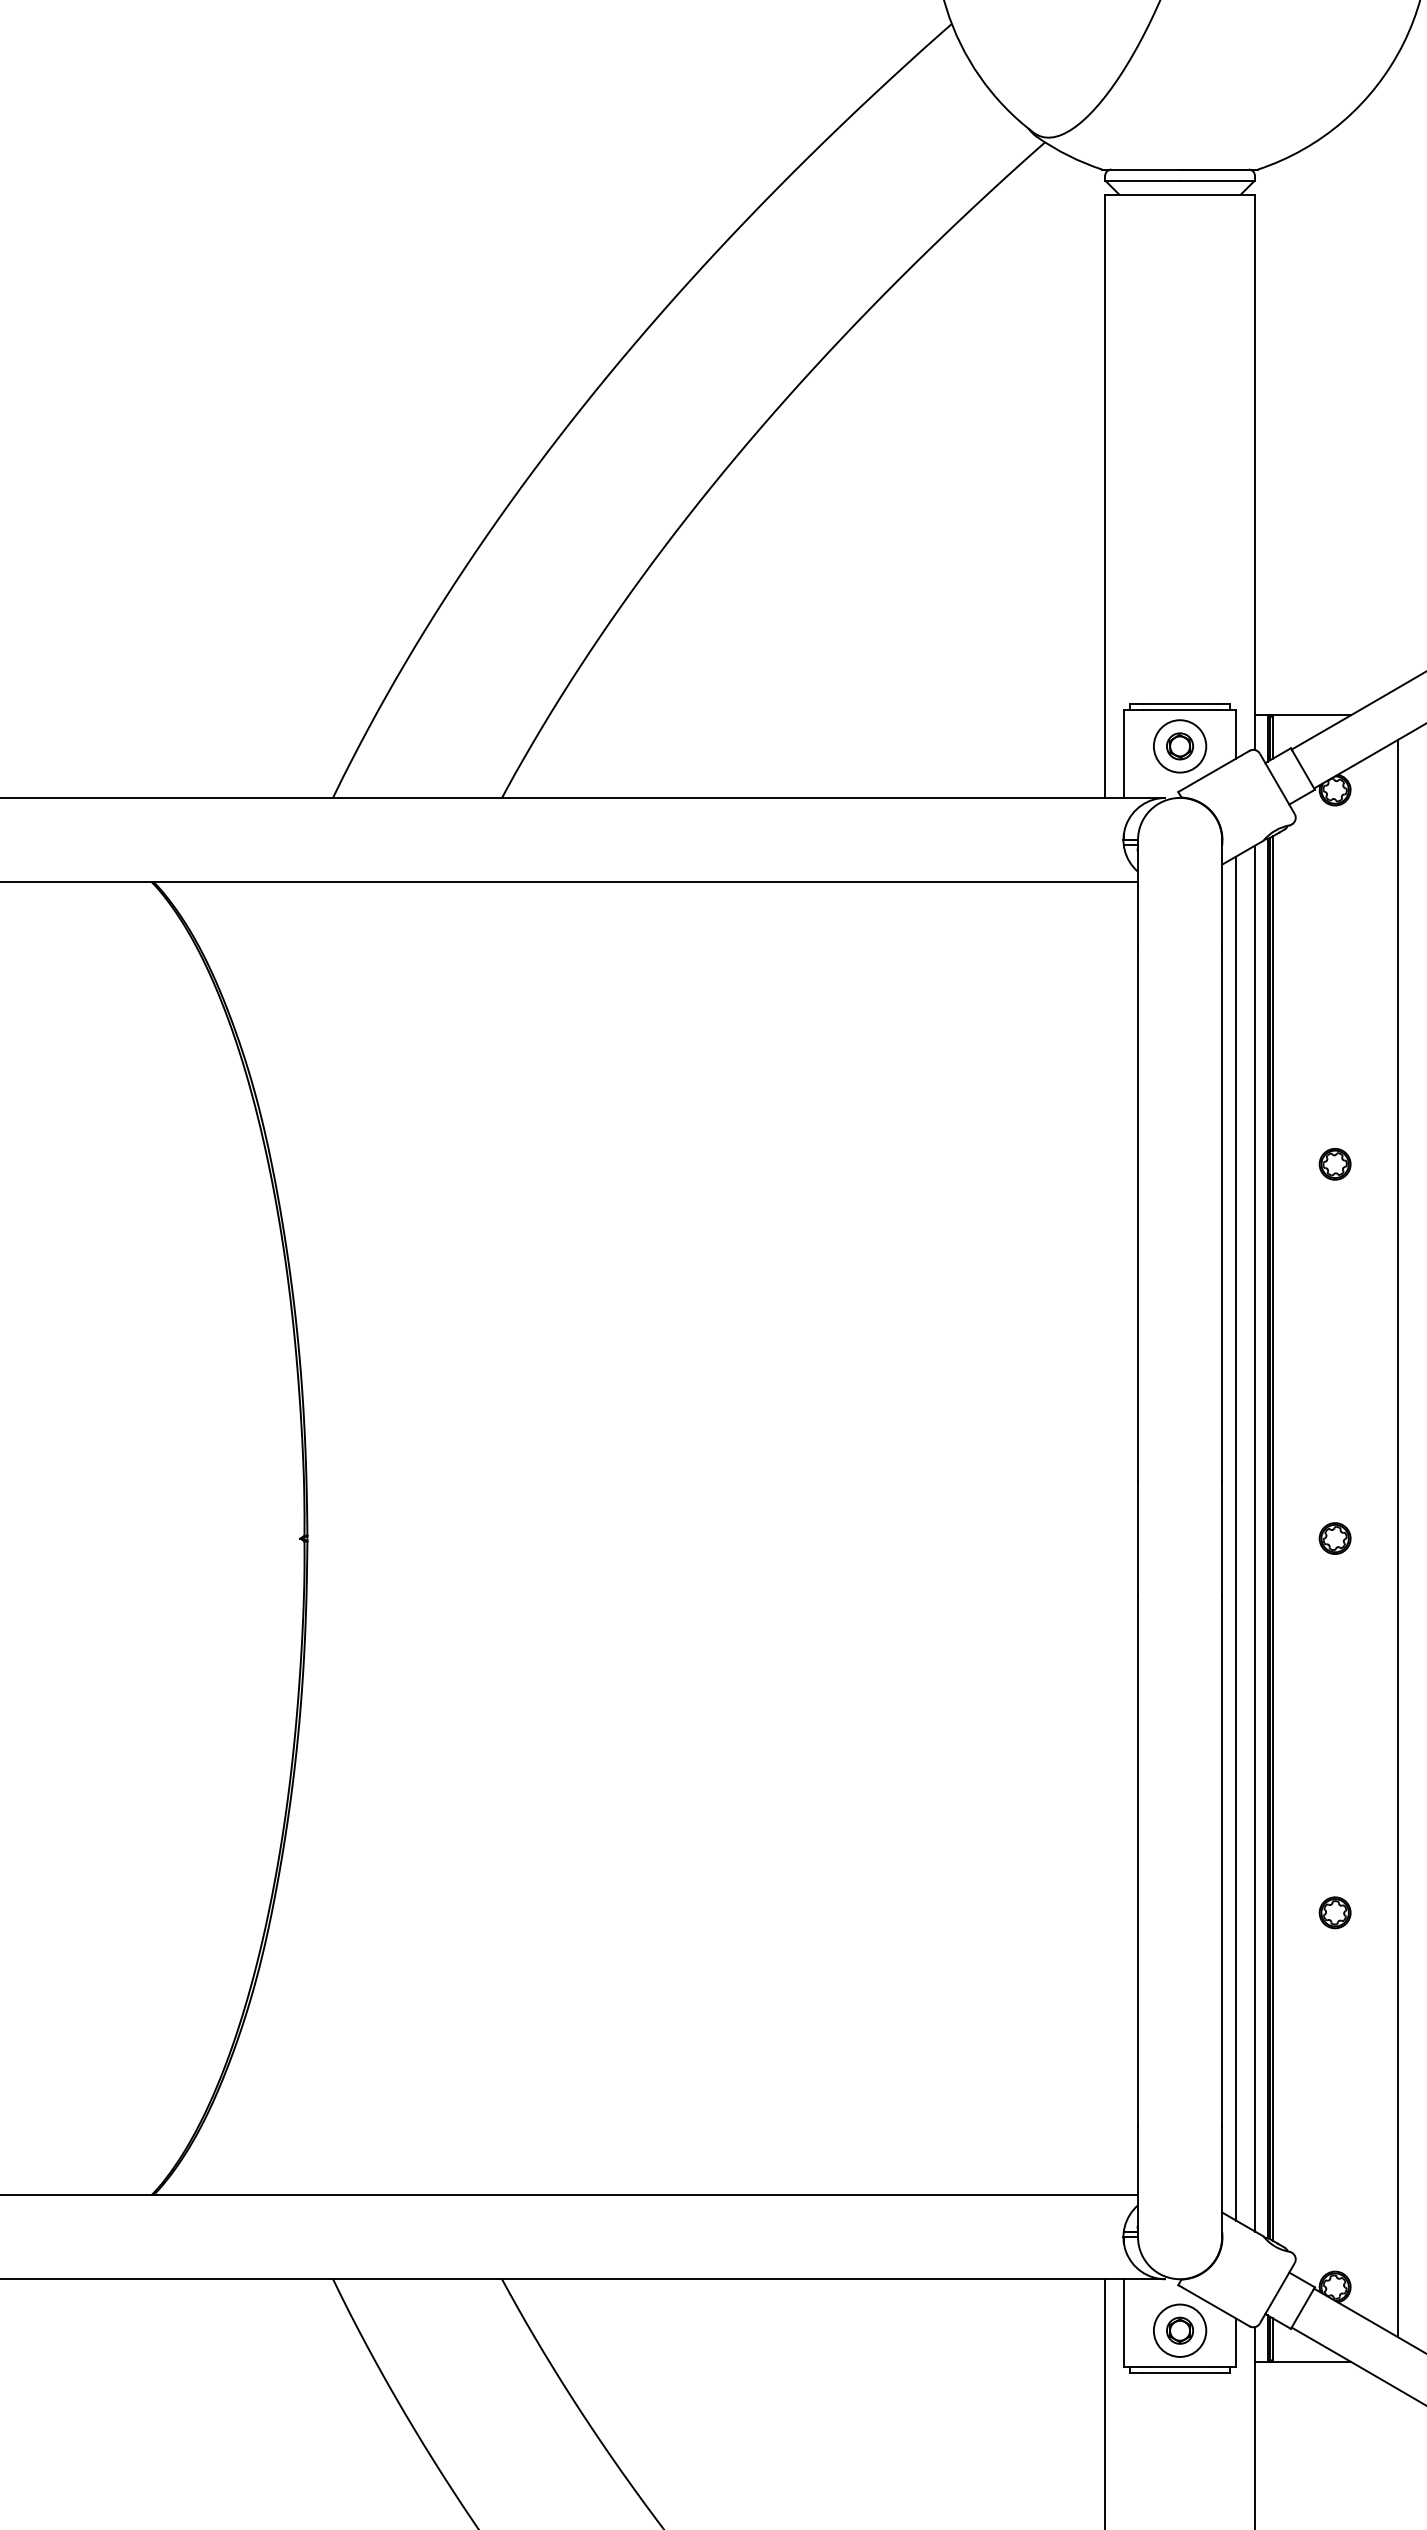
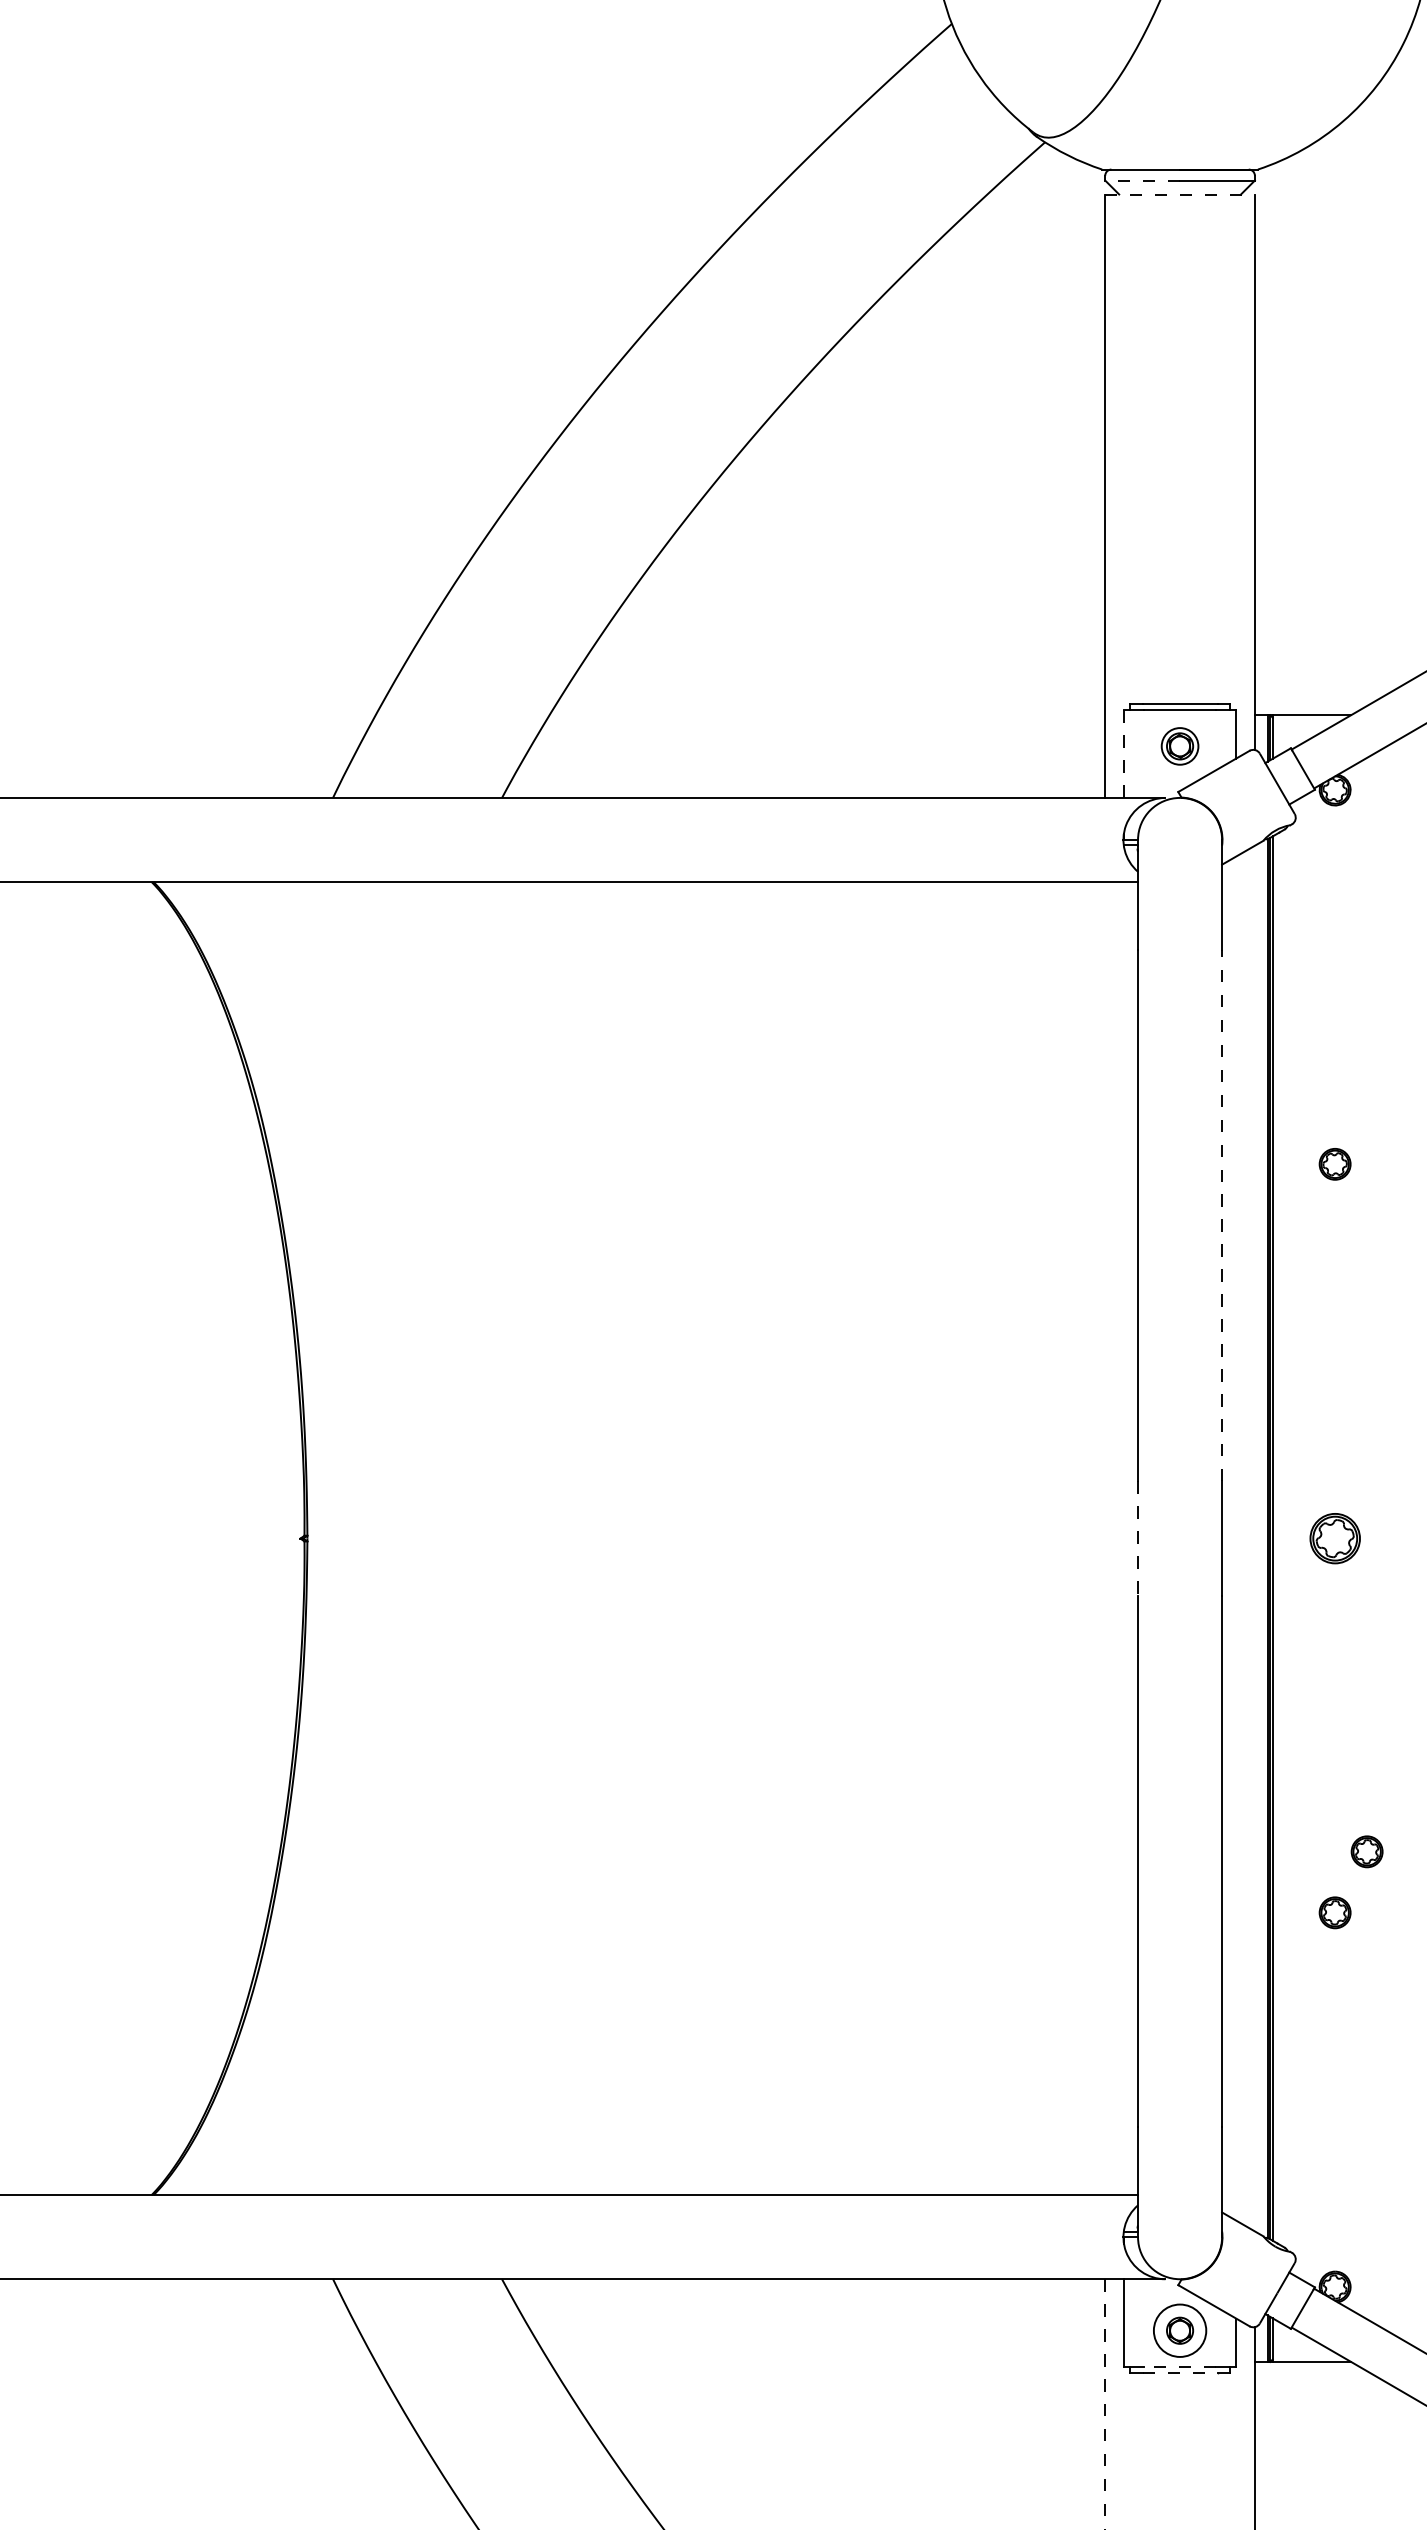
line: solid -> dashed (1142, 180)
line: solid -> dashed (1180, 194)
circle diameter: 52 px -> 37 px (1179, 746)
line: solid -> dashed (1123, 754)
line: solid -> dashed (1222, 1215)
line: present -> none (1236, 1538)
line: present -> none (1255, 1538)
part size: 34x33 px -> 52x52 px (1334, 1538)
line: present -> none (1397, 1538)
line: solid -> dashed (1138, 1539)
part: none -> present (1366, 1851)
line: solid -> dashed (1179, 2366)
line: solid -> dashed (1180, 2373)
line: solid -> dashed (1104, 2404)
